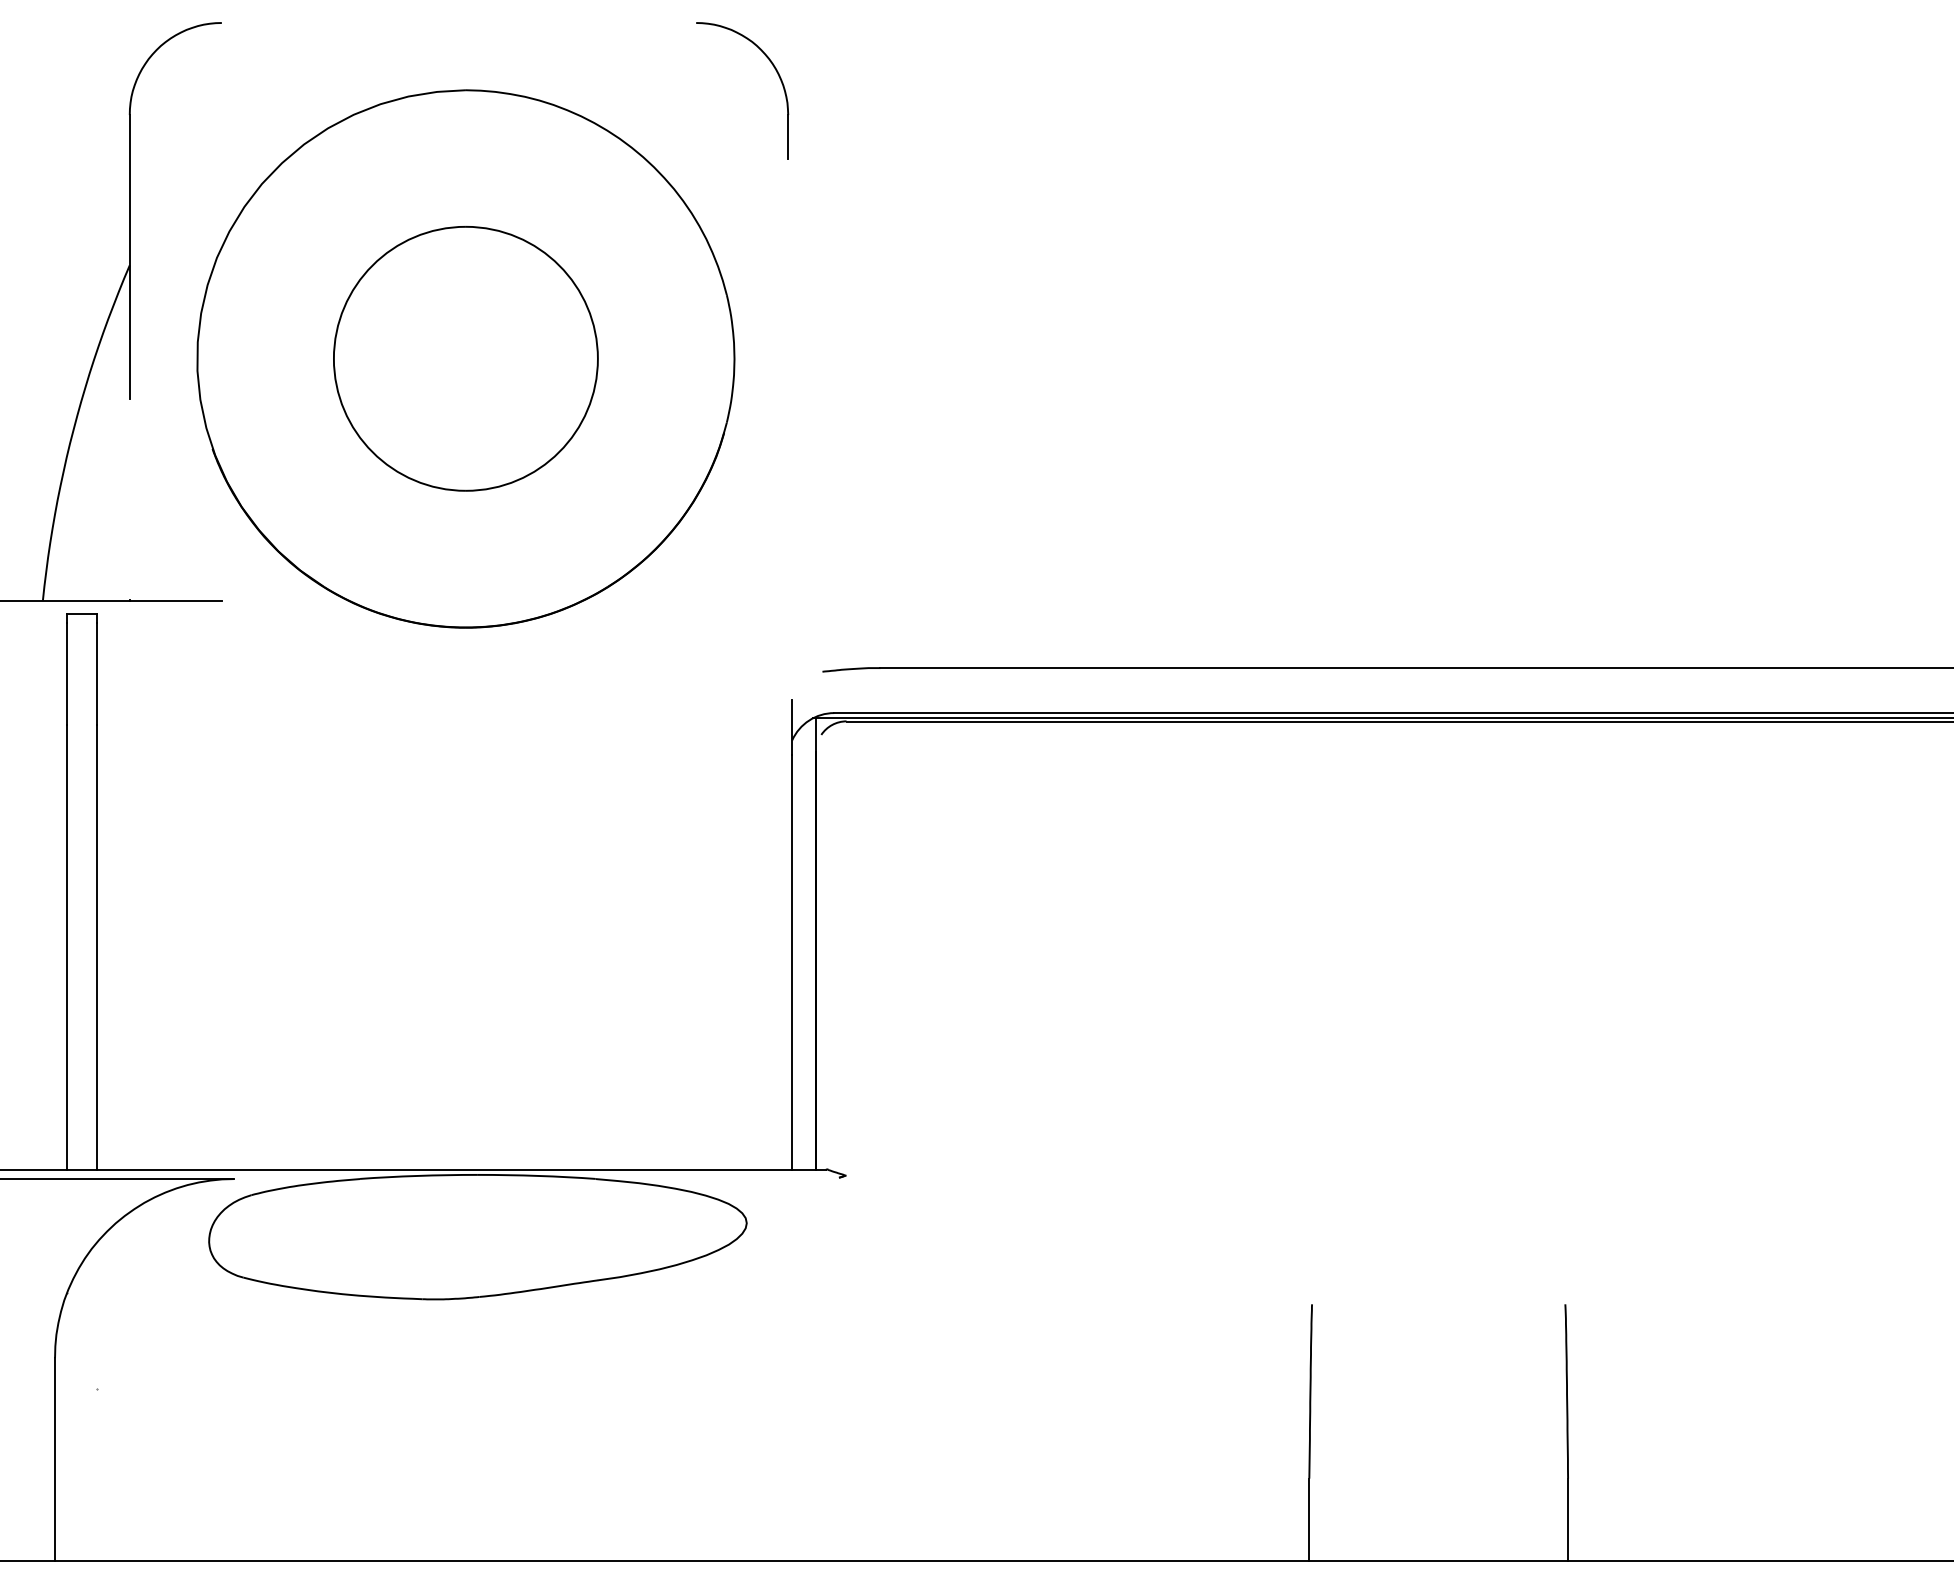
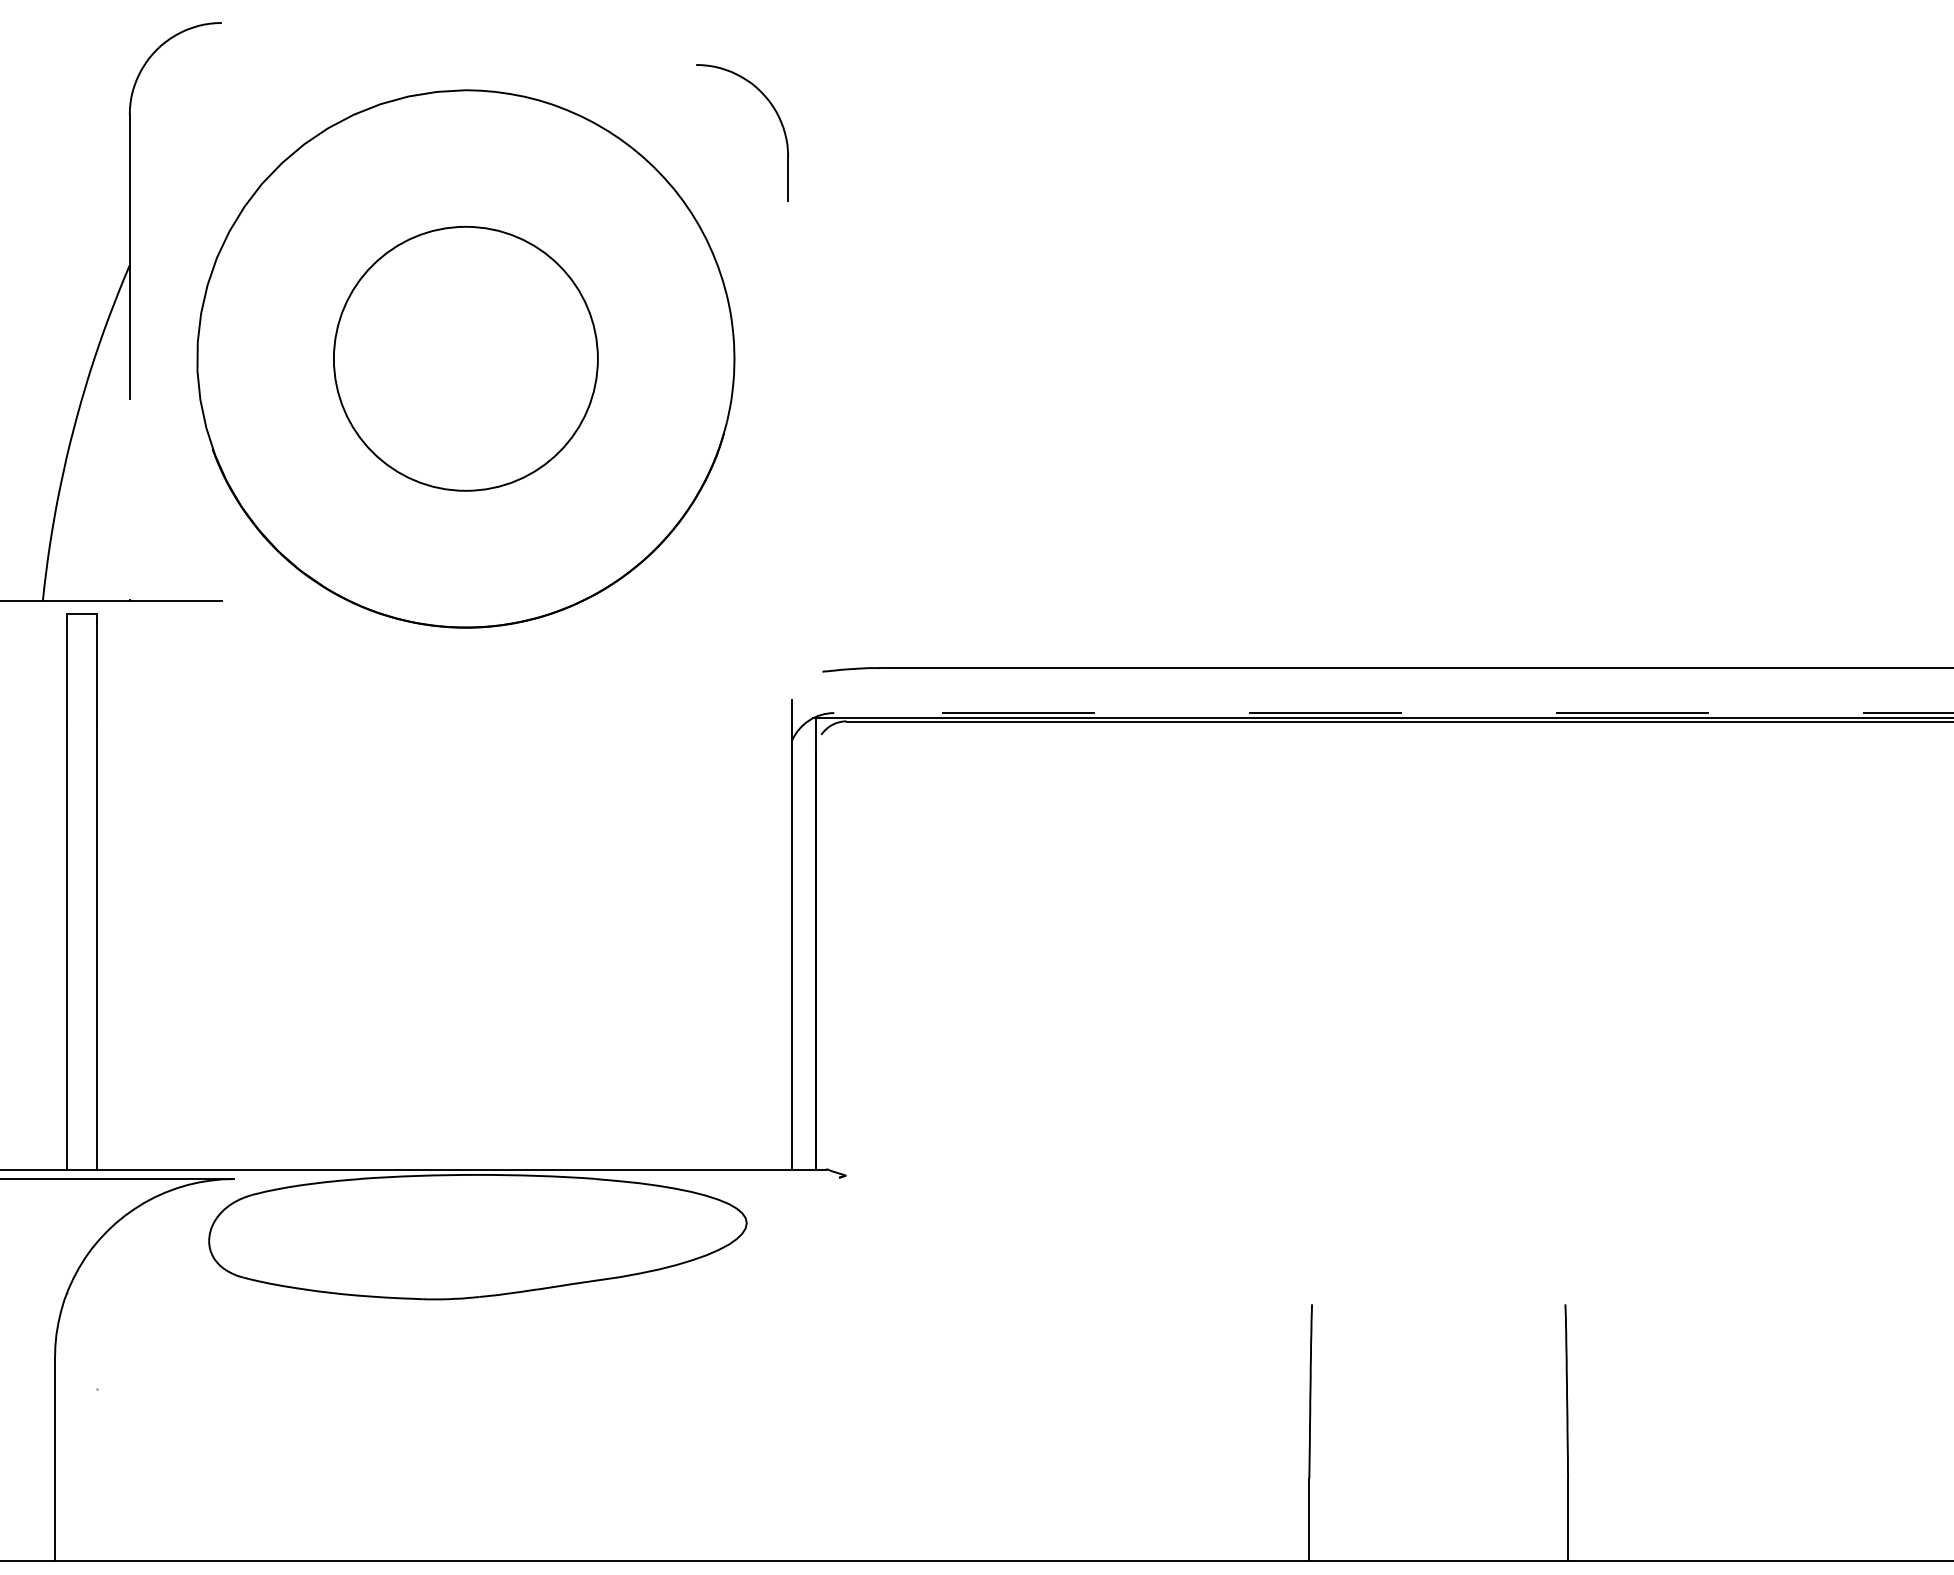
part position: (776, 72) -> (776, 114) (776, 114)
line: solid -> dashed (1393, 713)
